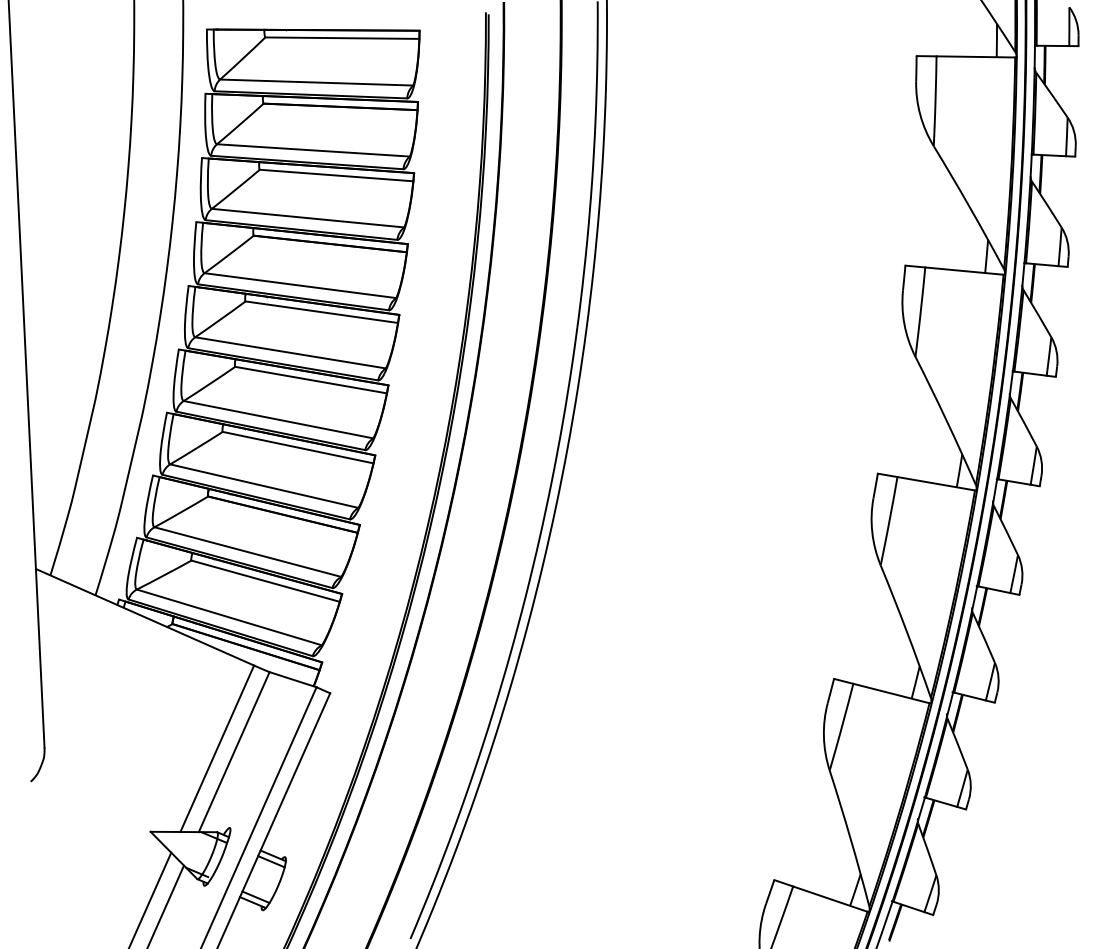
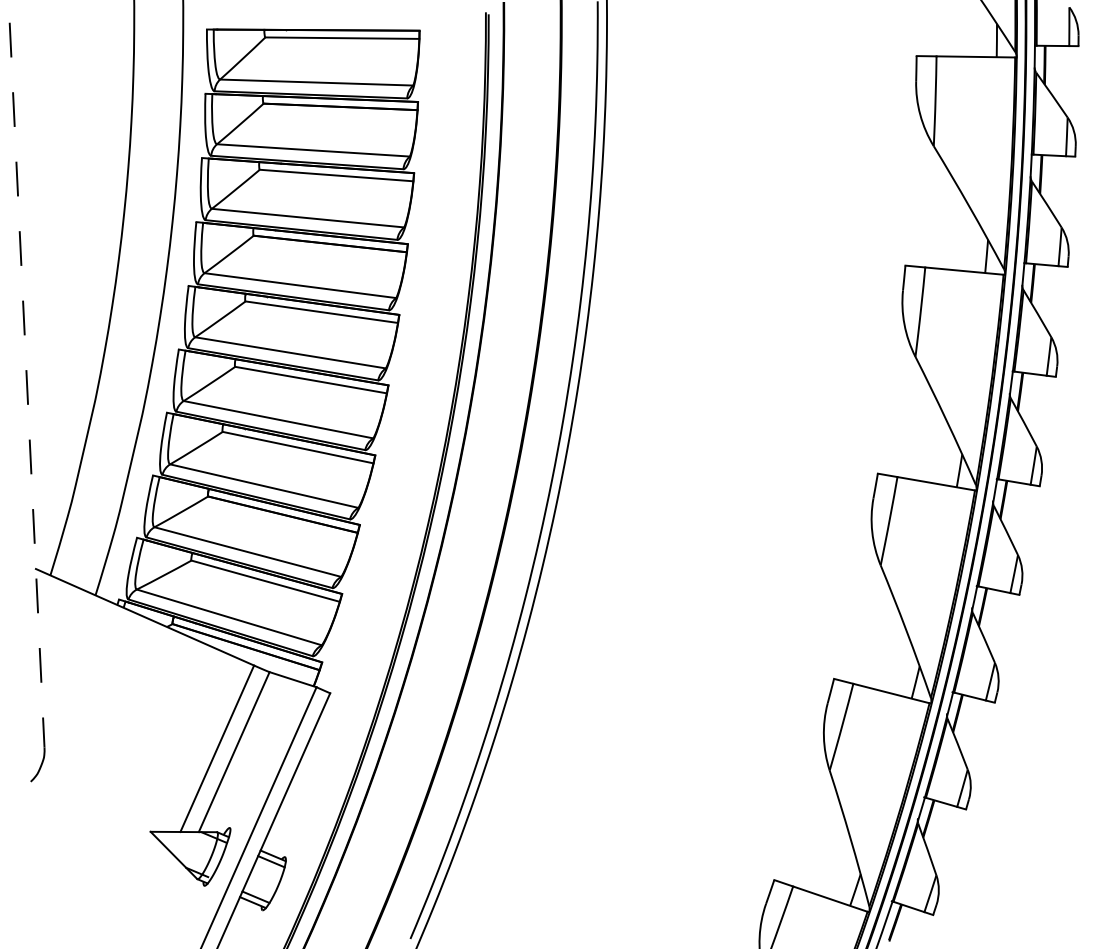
line: solid -> dashed (26, 373)
line: present -> none (150, 898)
line: present -> none (166, 905)
